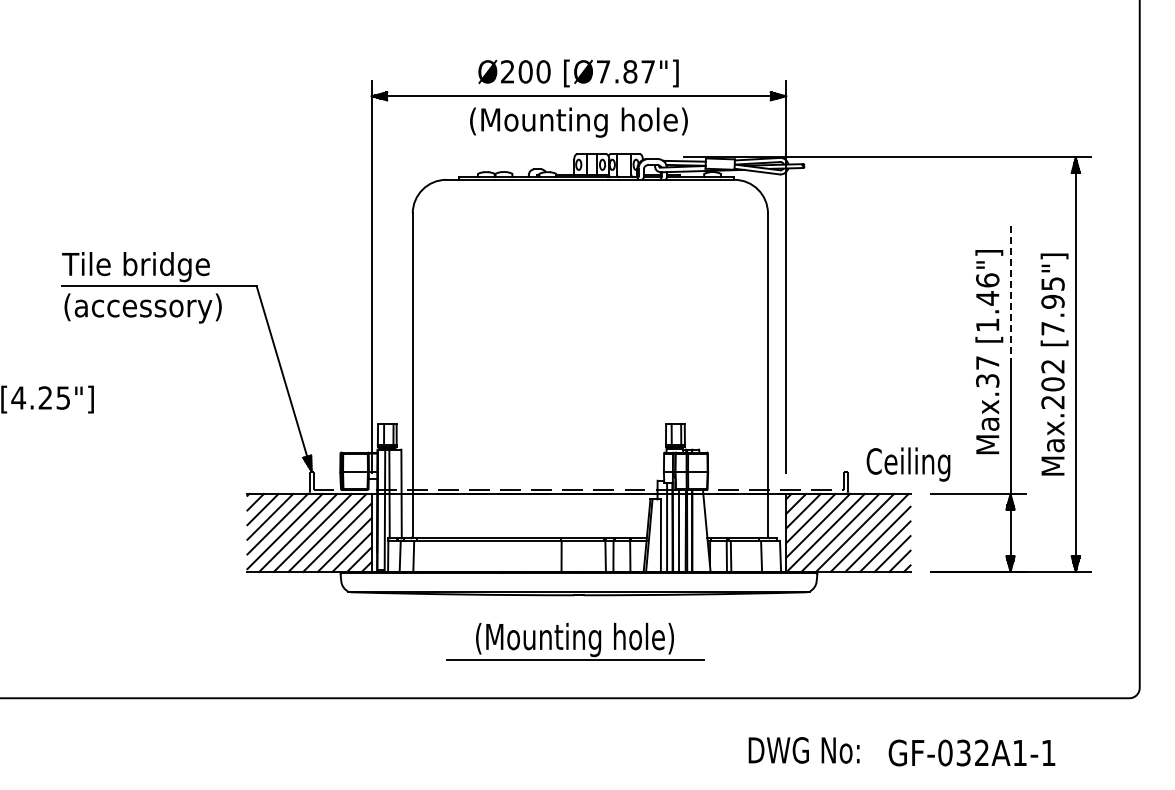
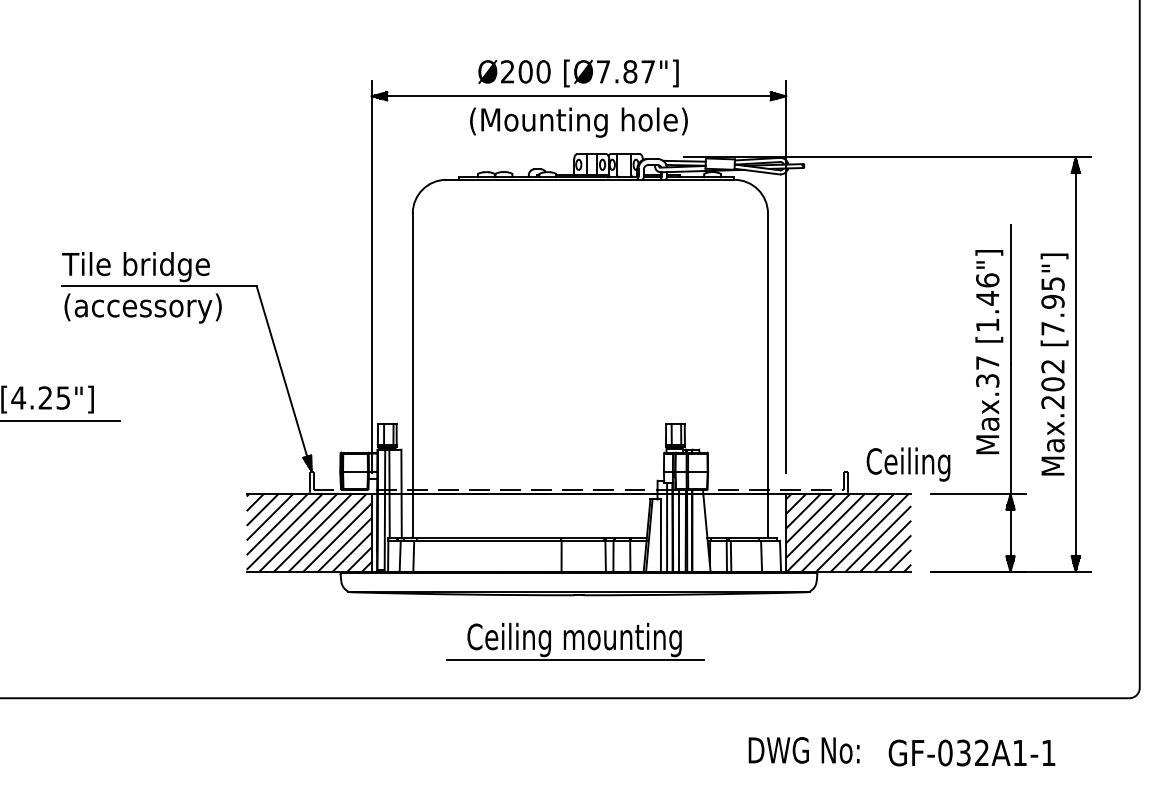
line: dashed -> solid (1010, 294)
line: none -> present (61, 420)
text: (Mounting hole) -> Ceiling mounting (574, 639)
